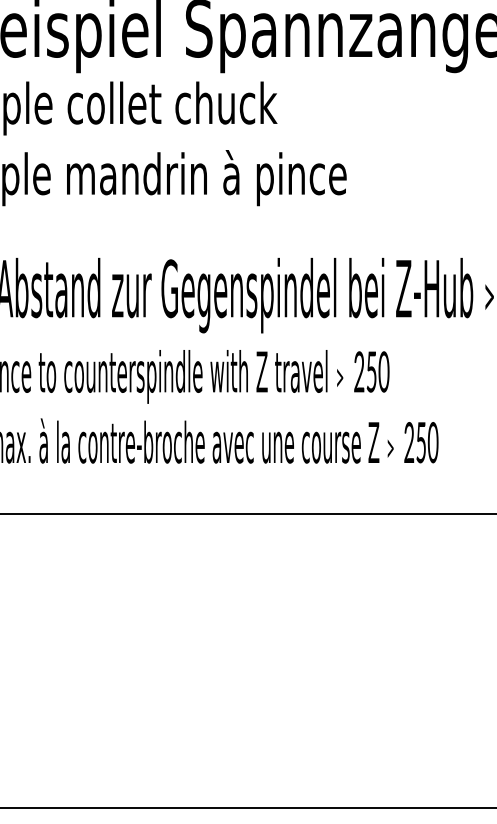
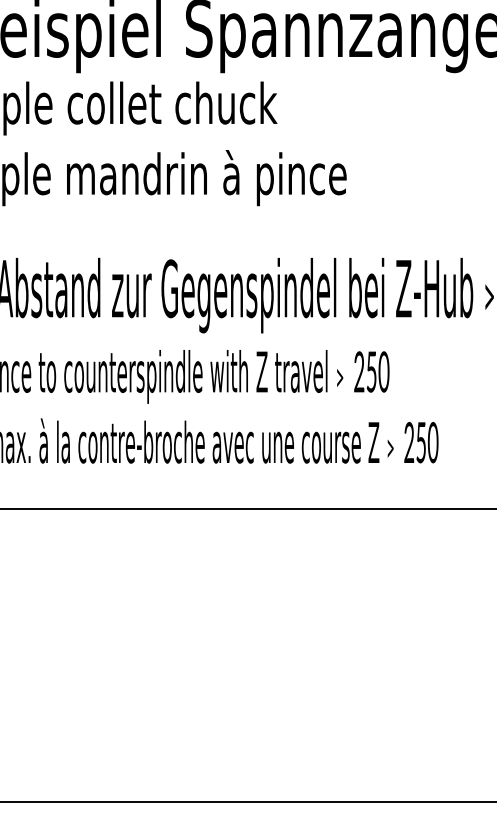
line position: (247, 514) -> (247, 509) (247, 509)
line position: (247, 807) -> (247, 801) (247, 801)
